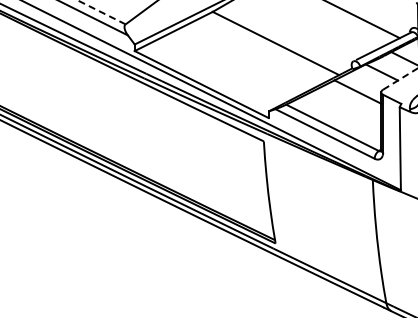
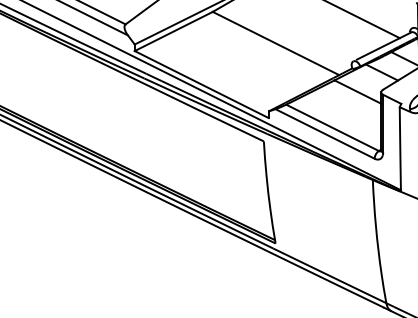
line: dashed -> solid (101, 12)
line: dashed -> solid (400, 78)
